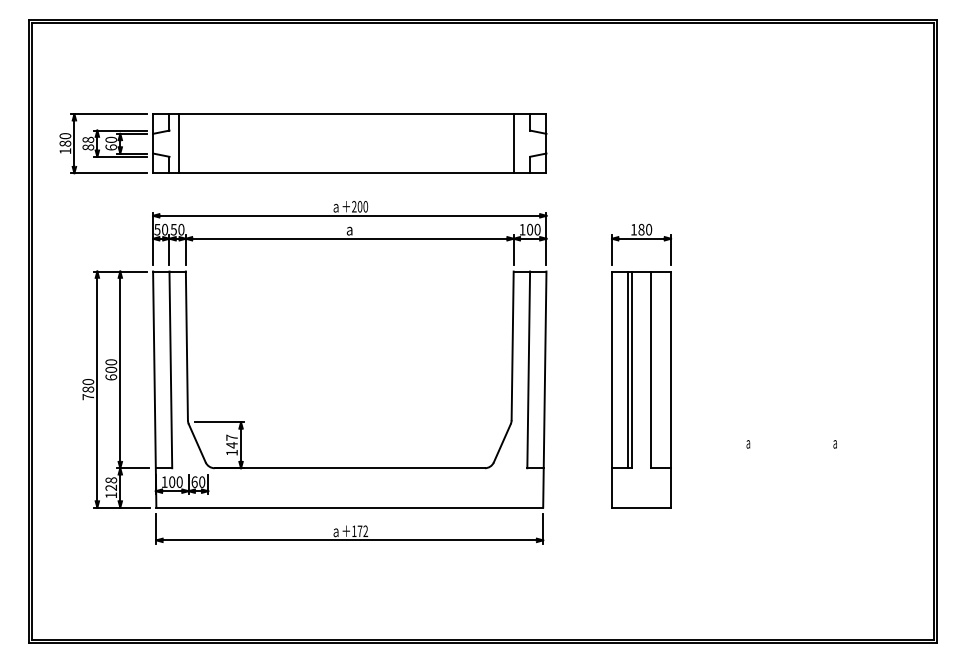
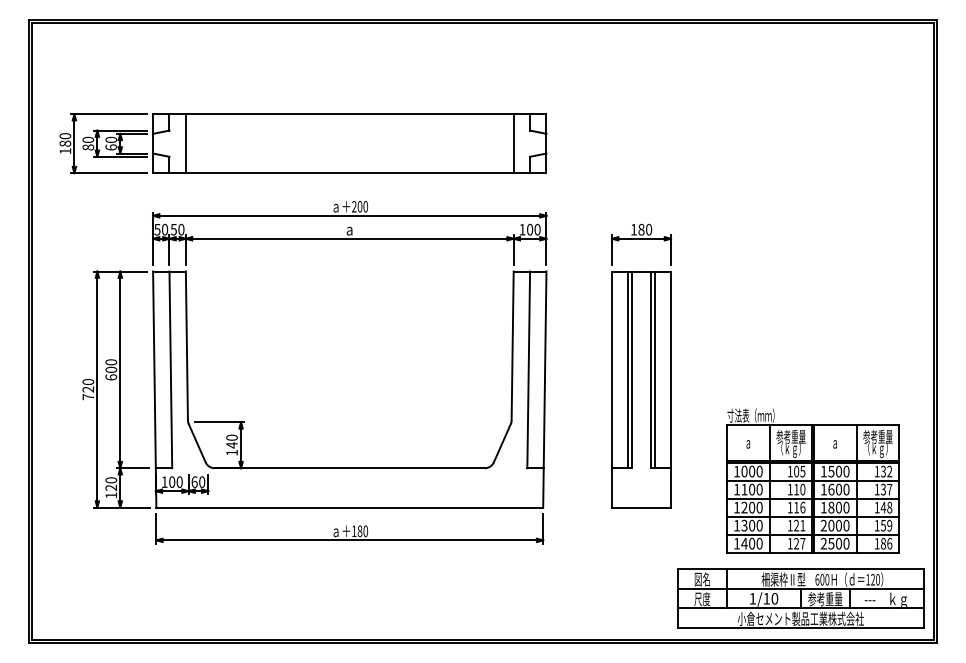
text: 88 -> 80 (88, 139)
line position: (178, 143) -> (185, 143) (185, 143)
line: none -> present (654, 369)
text: 780 -> 720 (88, 389)
text: 147 -> 140 (231, 437)
text: 128 -> 120 (111, 480)
part: none -> present (812, 480)
text: 172 -> 180 (362, 531)
part: none -> present (800, 598)
